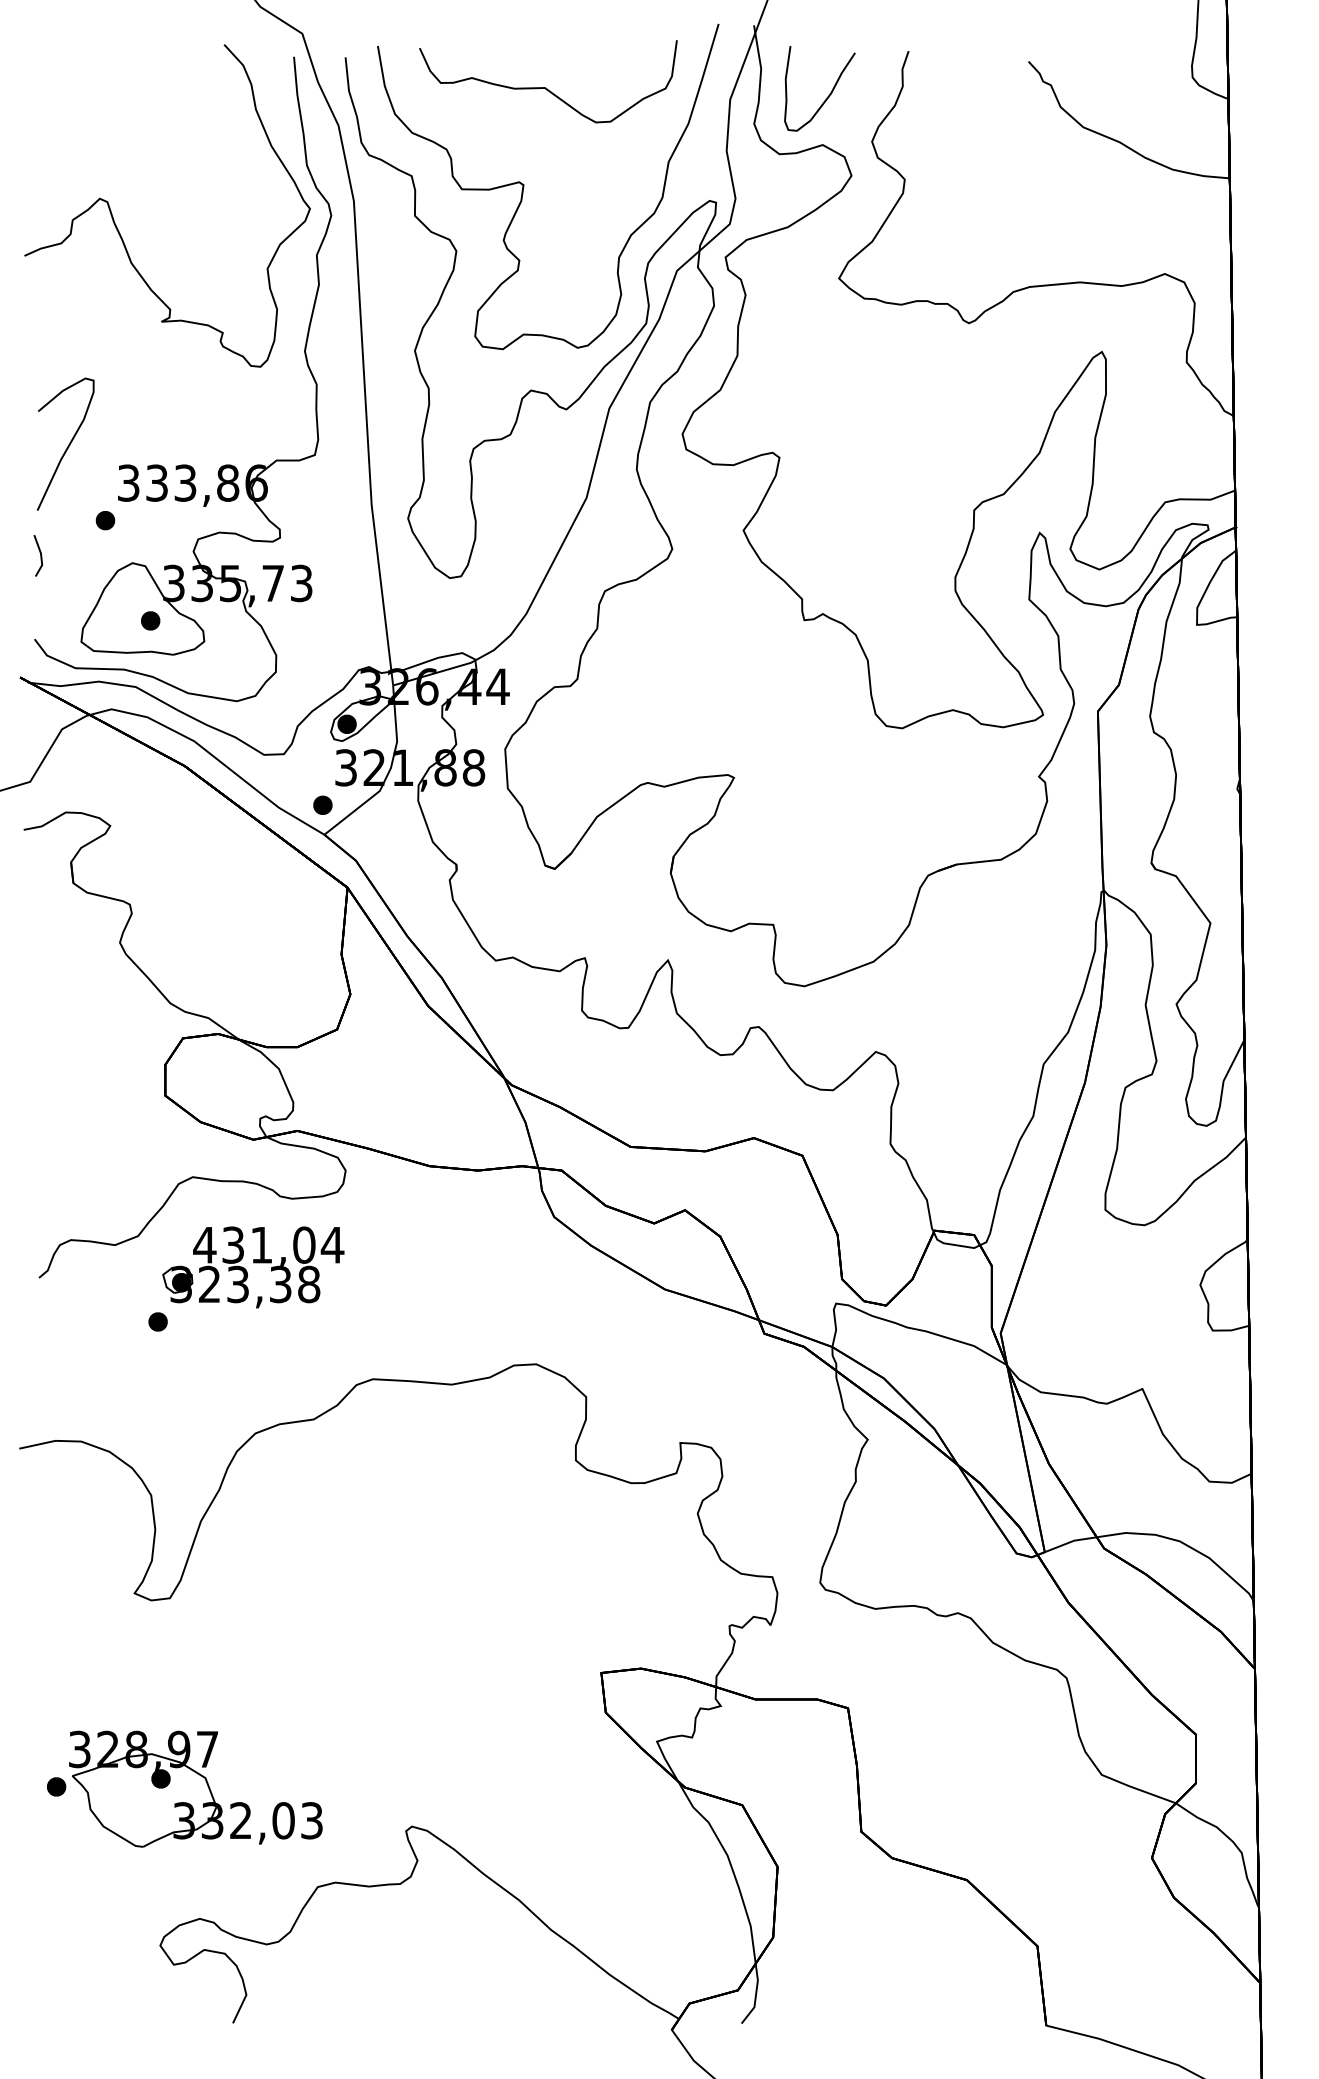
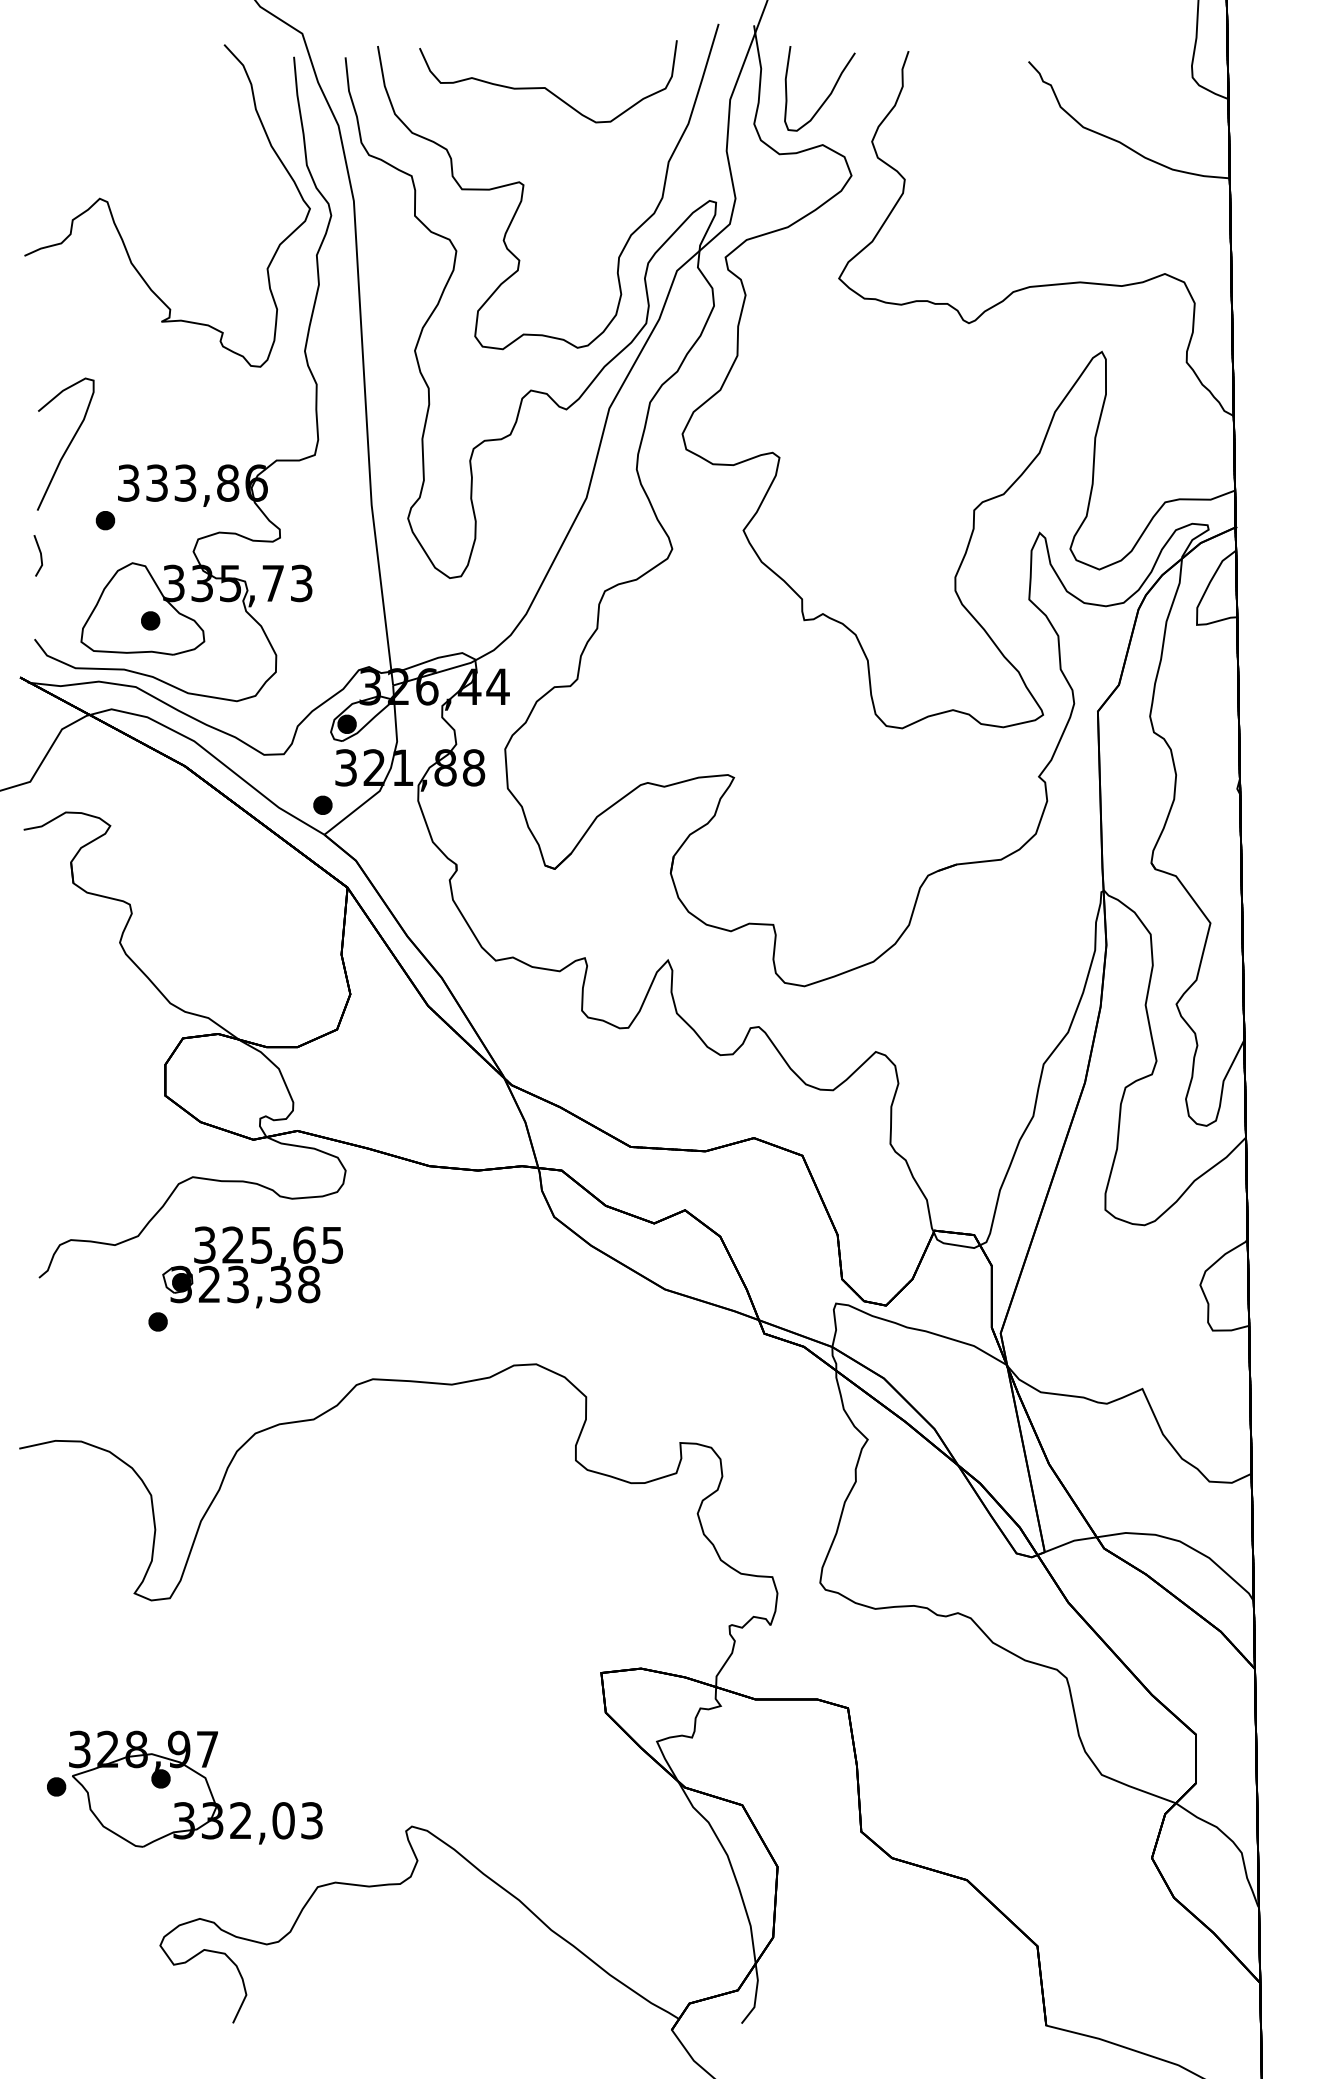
text: 431,04 -> 325,65 (268, 1244)
